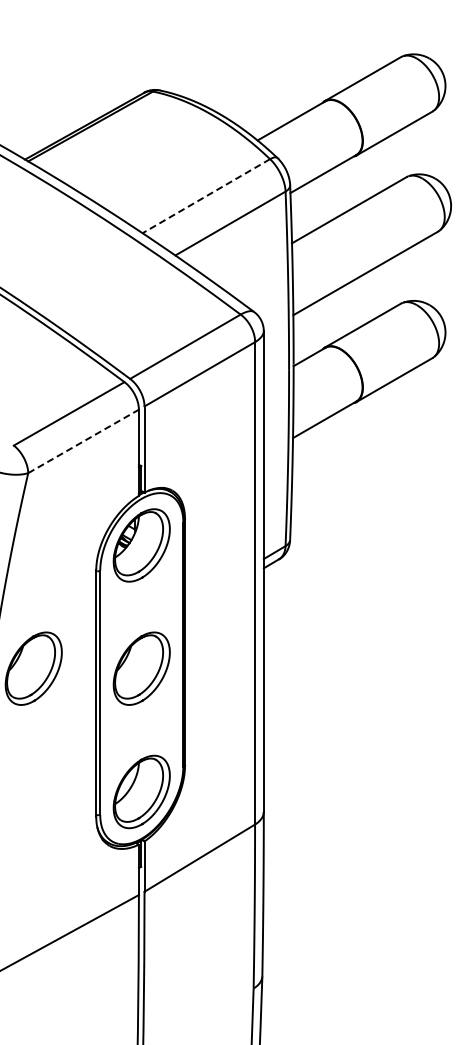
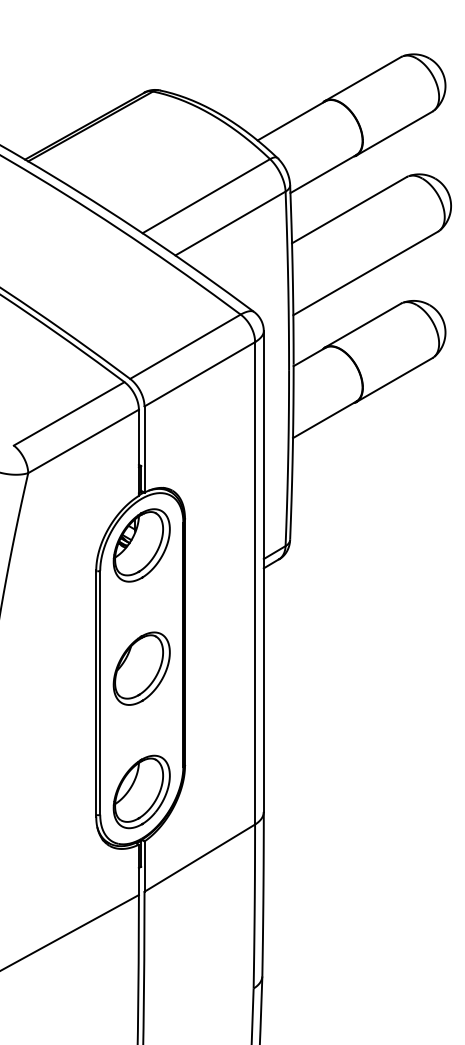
line: dashed -> solid (206, 196)
line: dashed -> solid (83, 441)
part: present -> none (33, 668)
